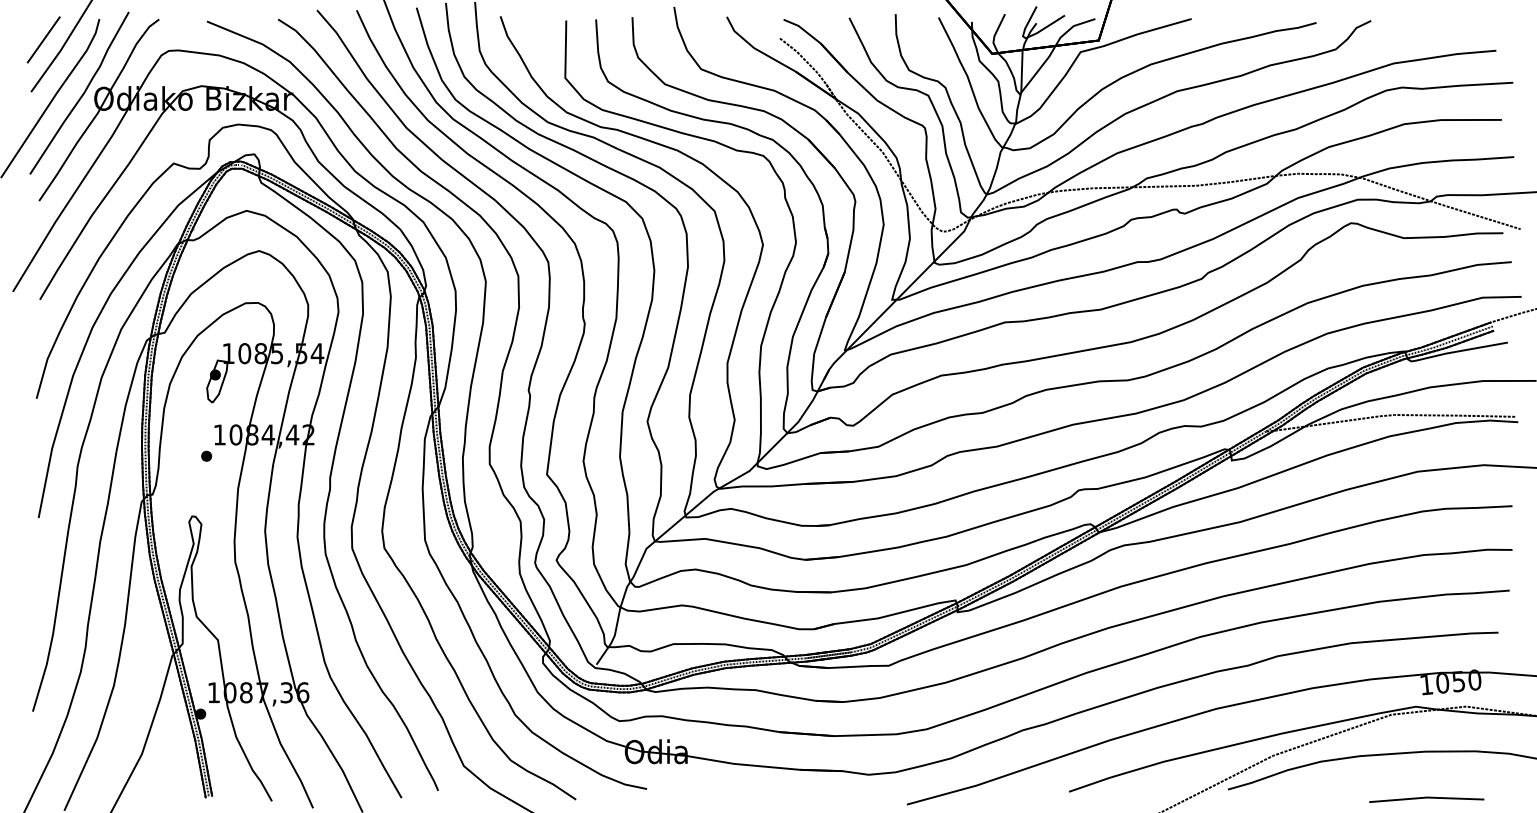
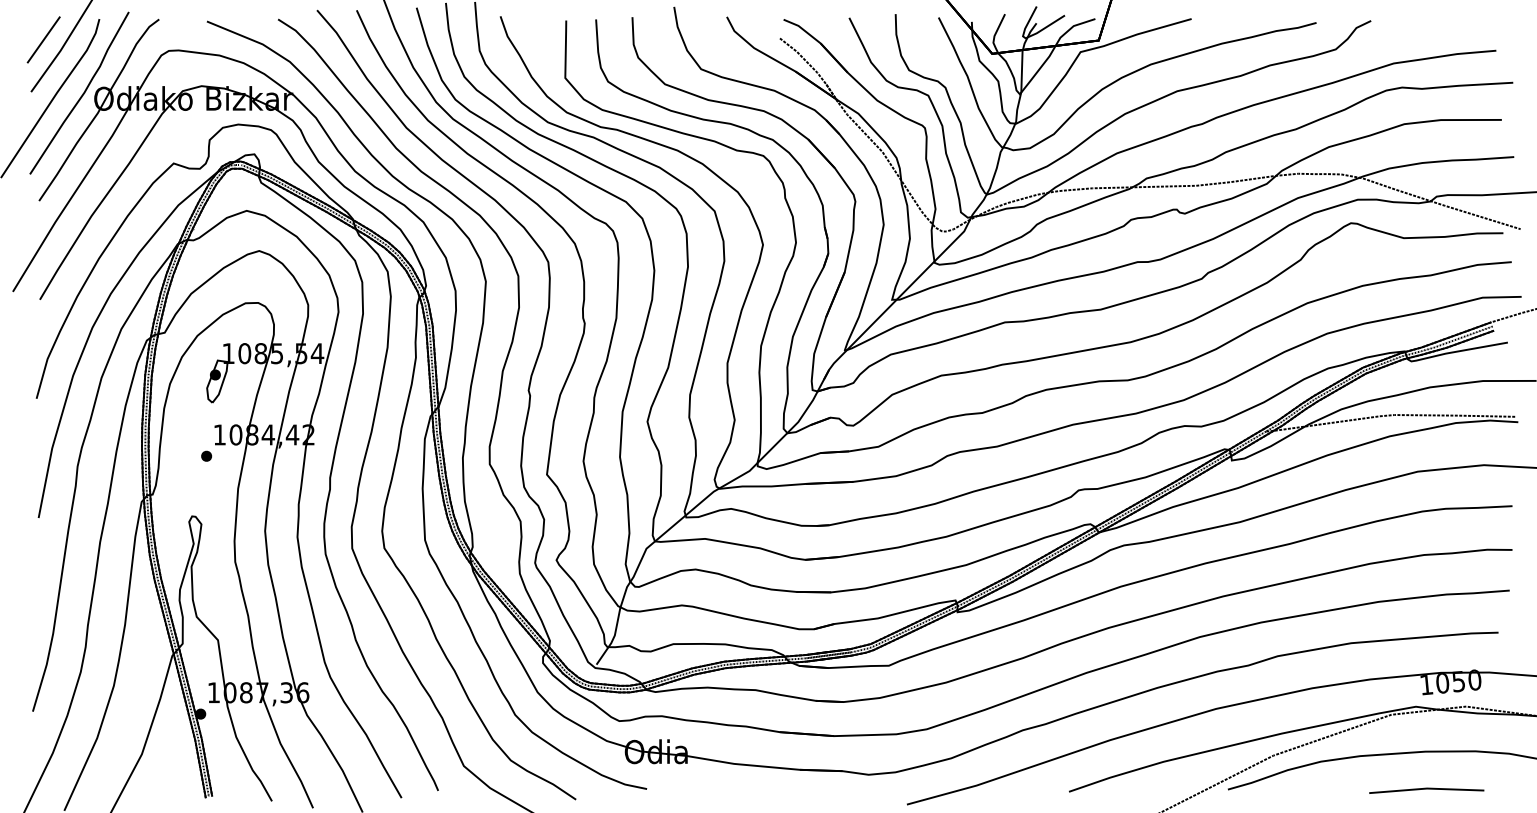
line position: (1426, 798) -> (1426, 789) (1426, 789)
